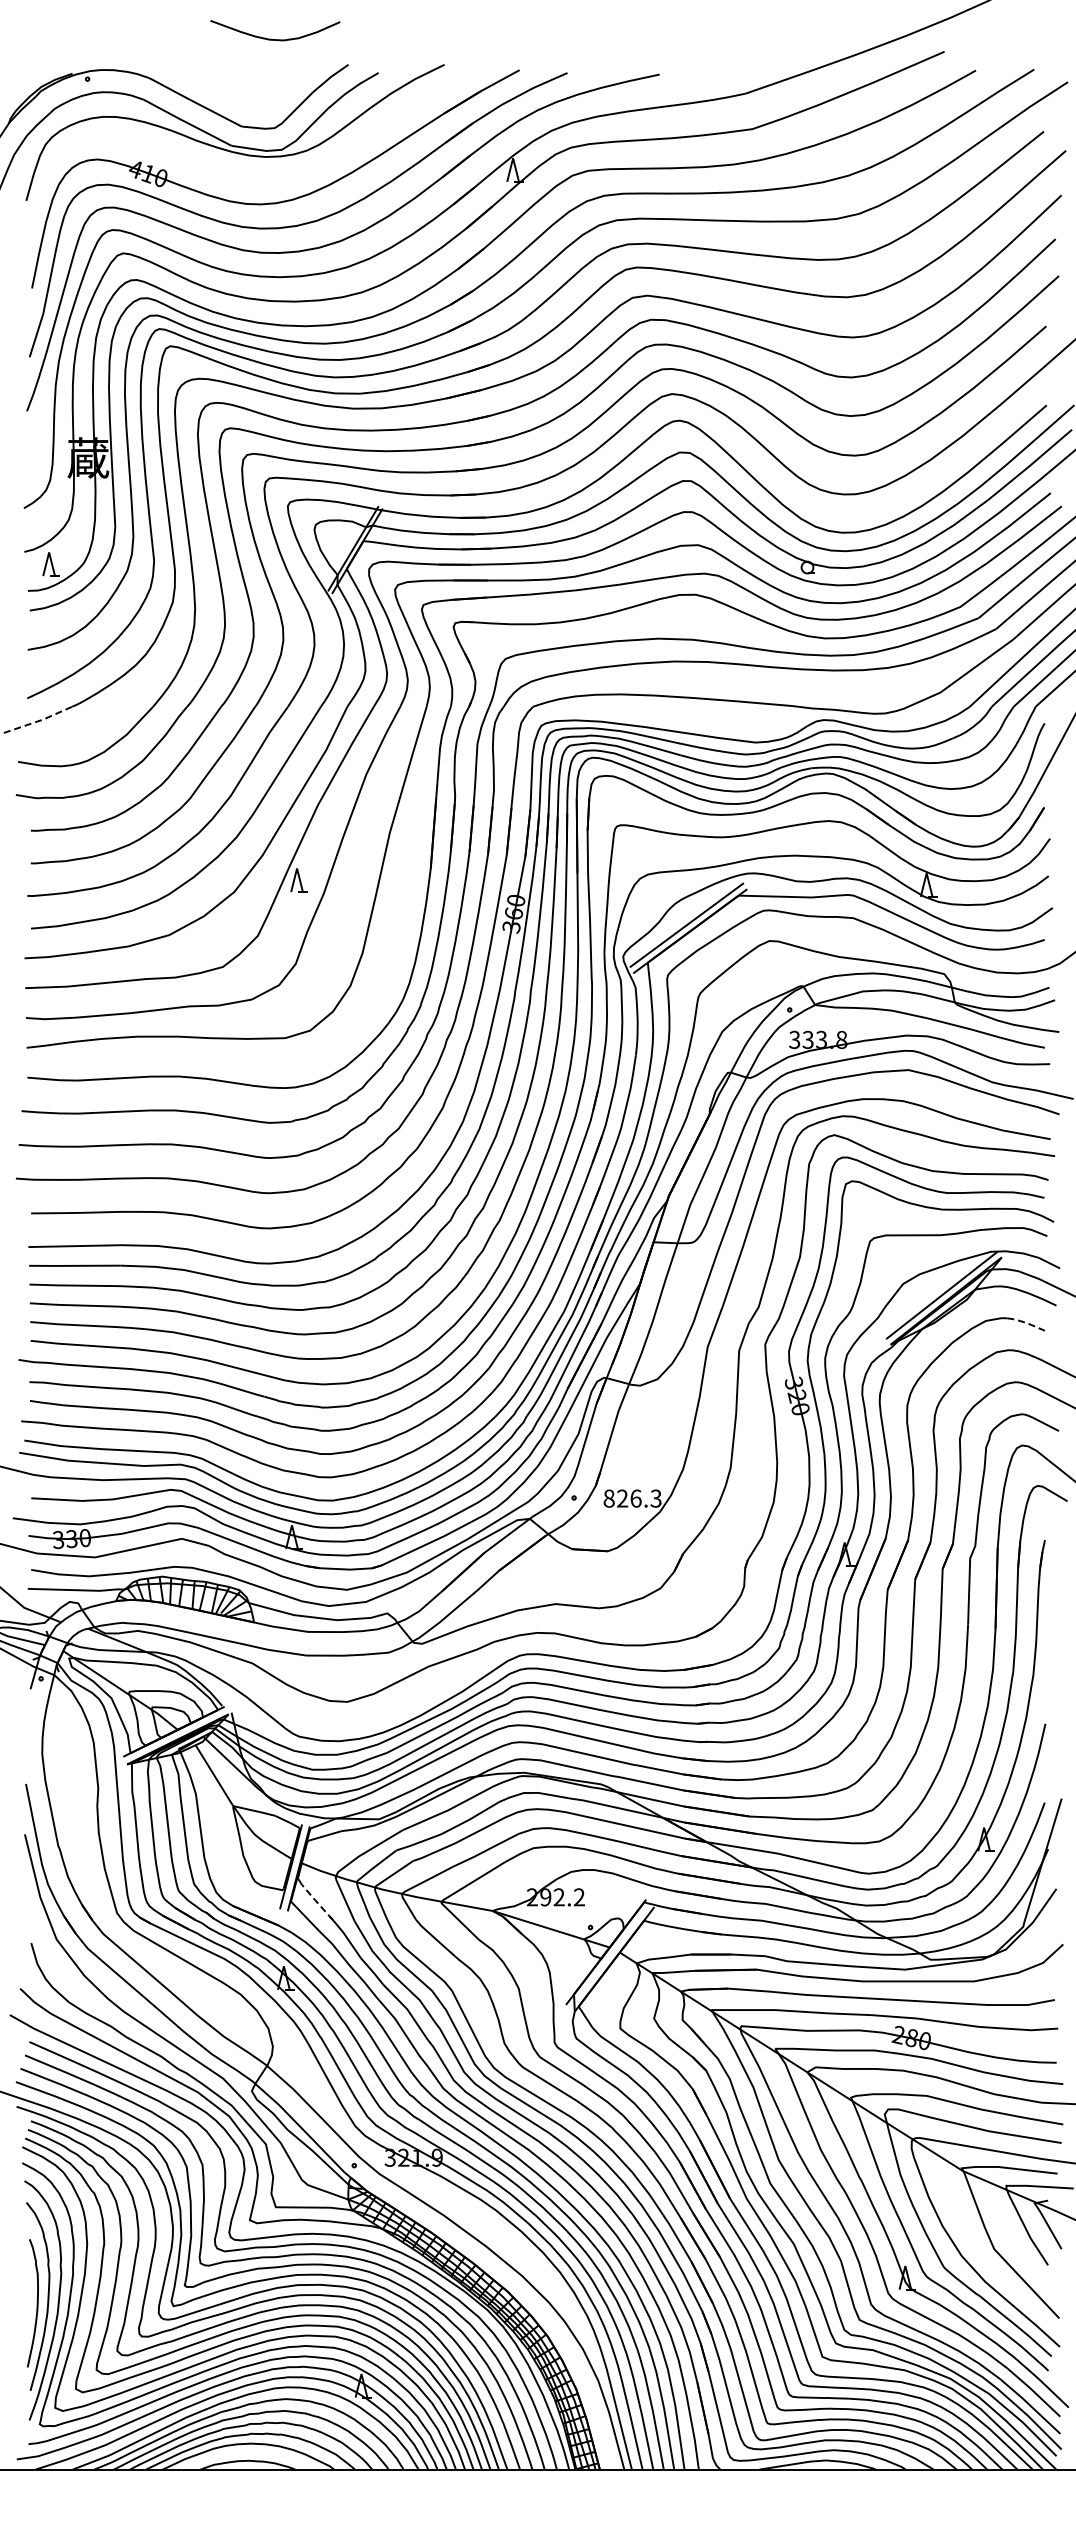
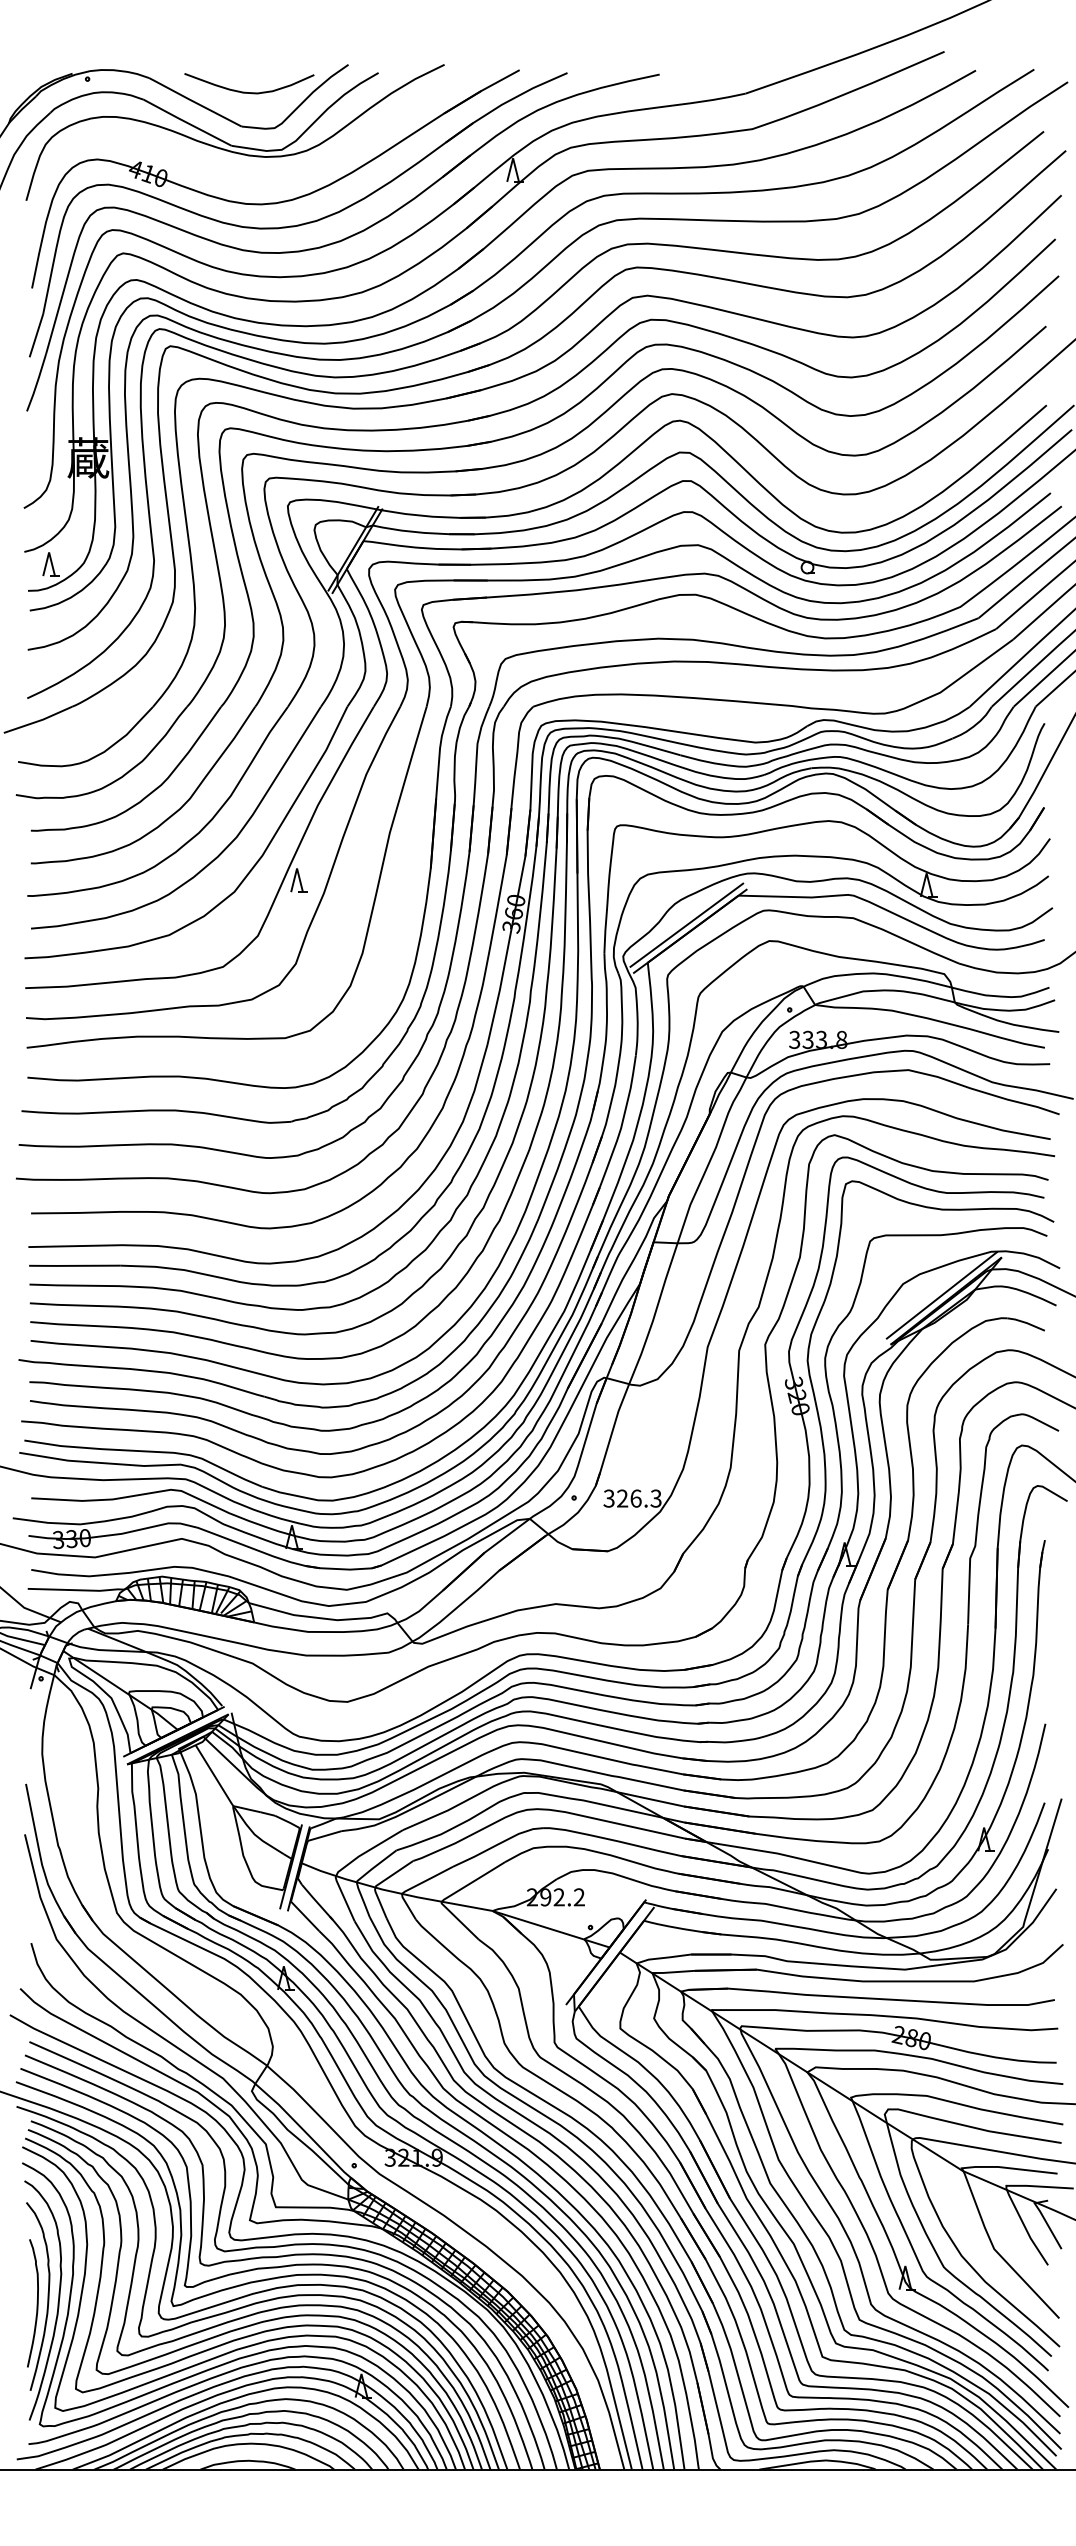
curve position: (271, 38) -> (245, 91) (245, 91)
line: dashed -> solid (39, 720)
line: dashed -> solid (1027, 1323)
text: 826.3 -> 326.3 (608, 1498)
line: dashed -> solid (317, 1902)
